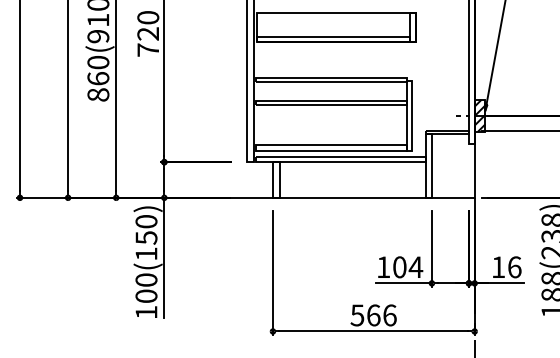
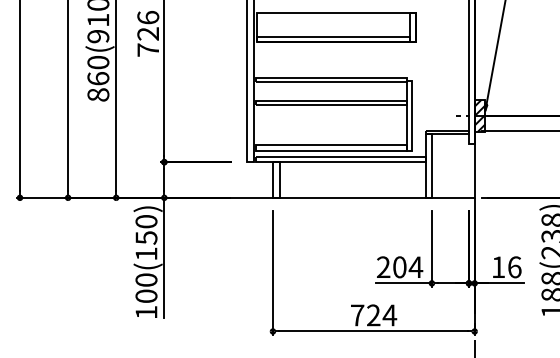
text: 720 -> 726 (148, 17)
text: 104 -> 204 (383, 266)
text: 566 -> 724 (373, 315)
